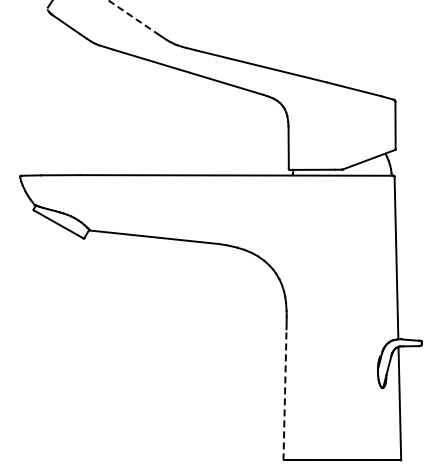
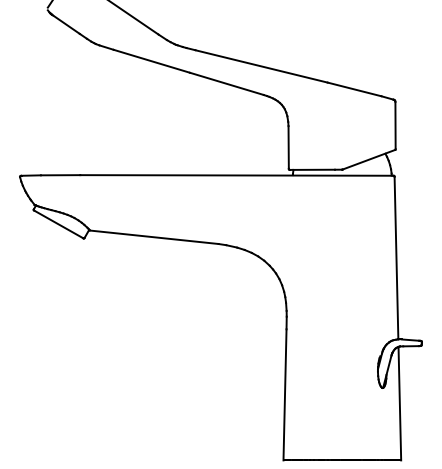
line: dashed -> solid (133, 17)
line: dashed -> solid (285, 394)
